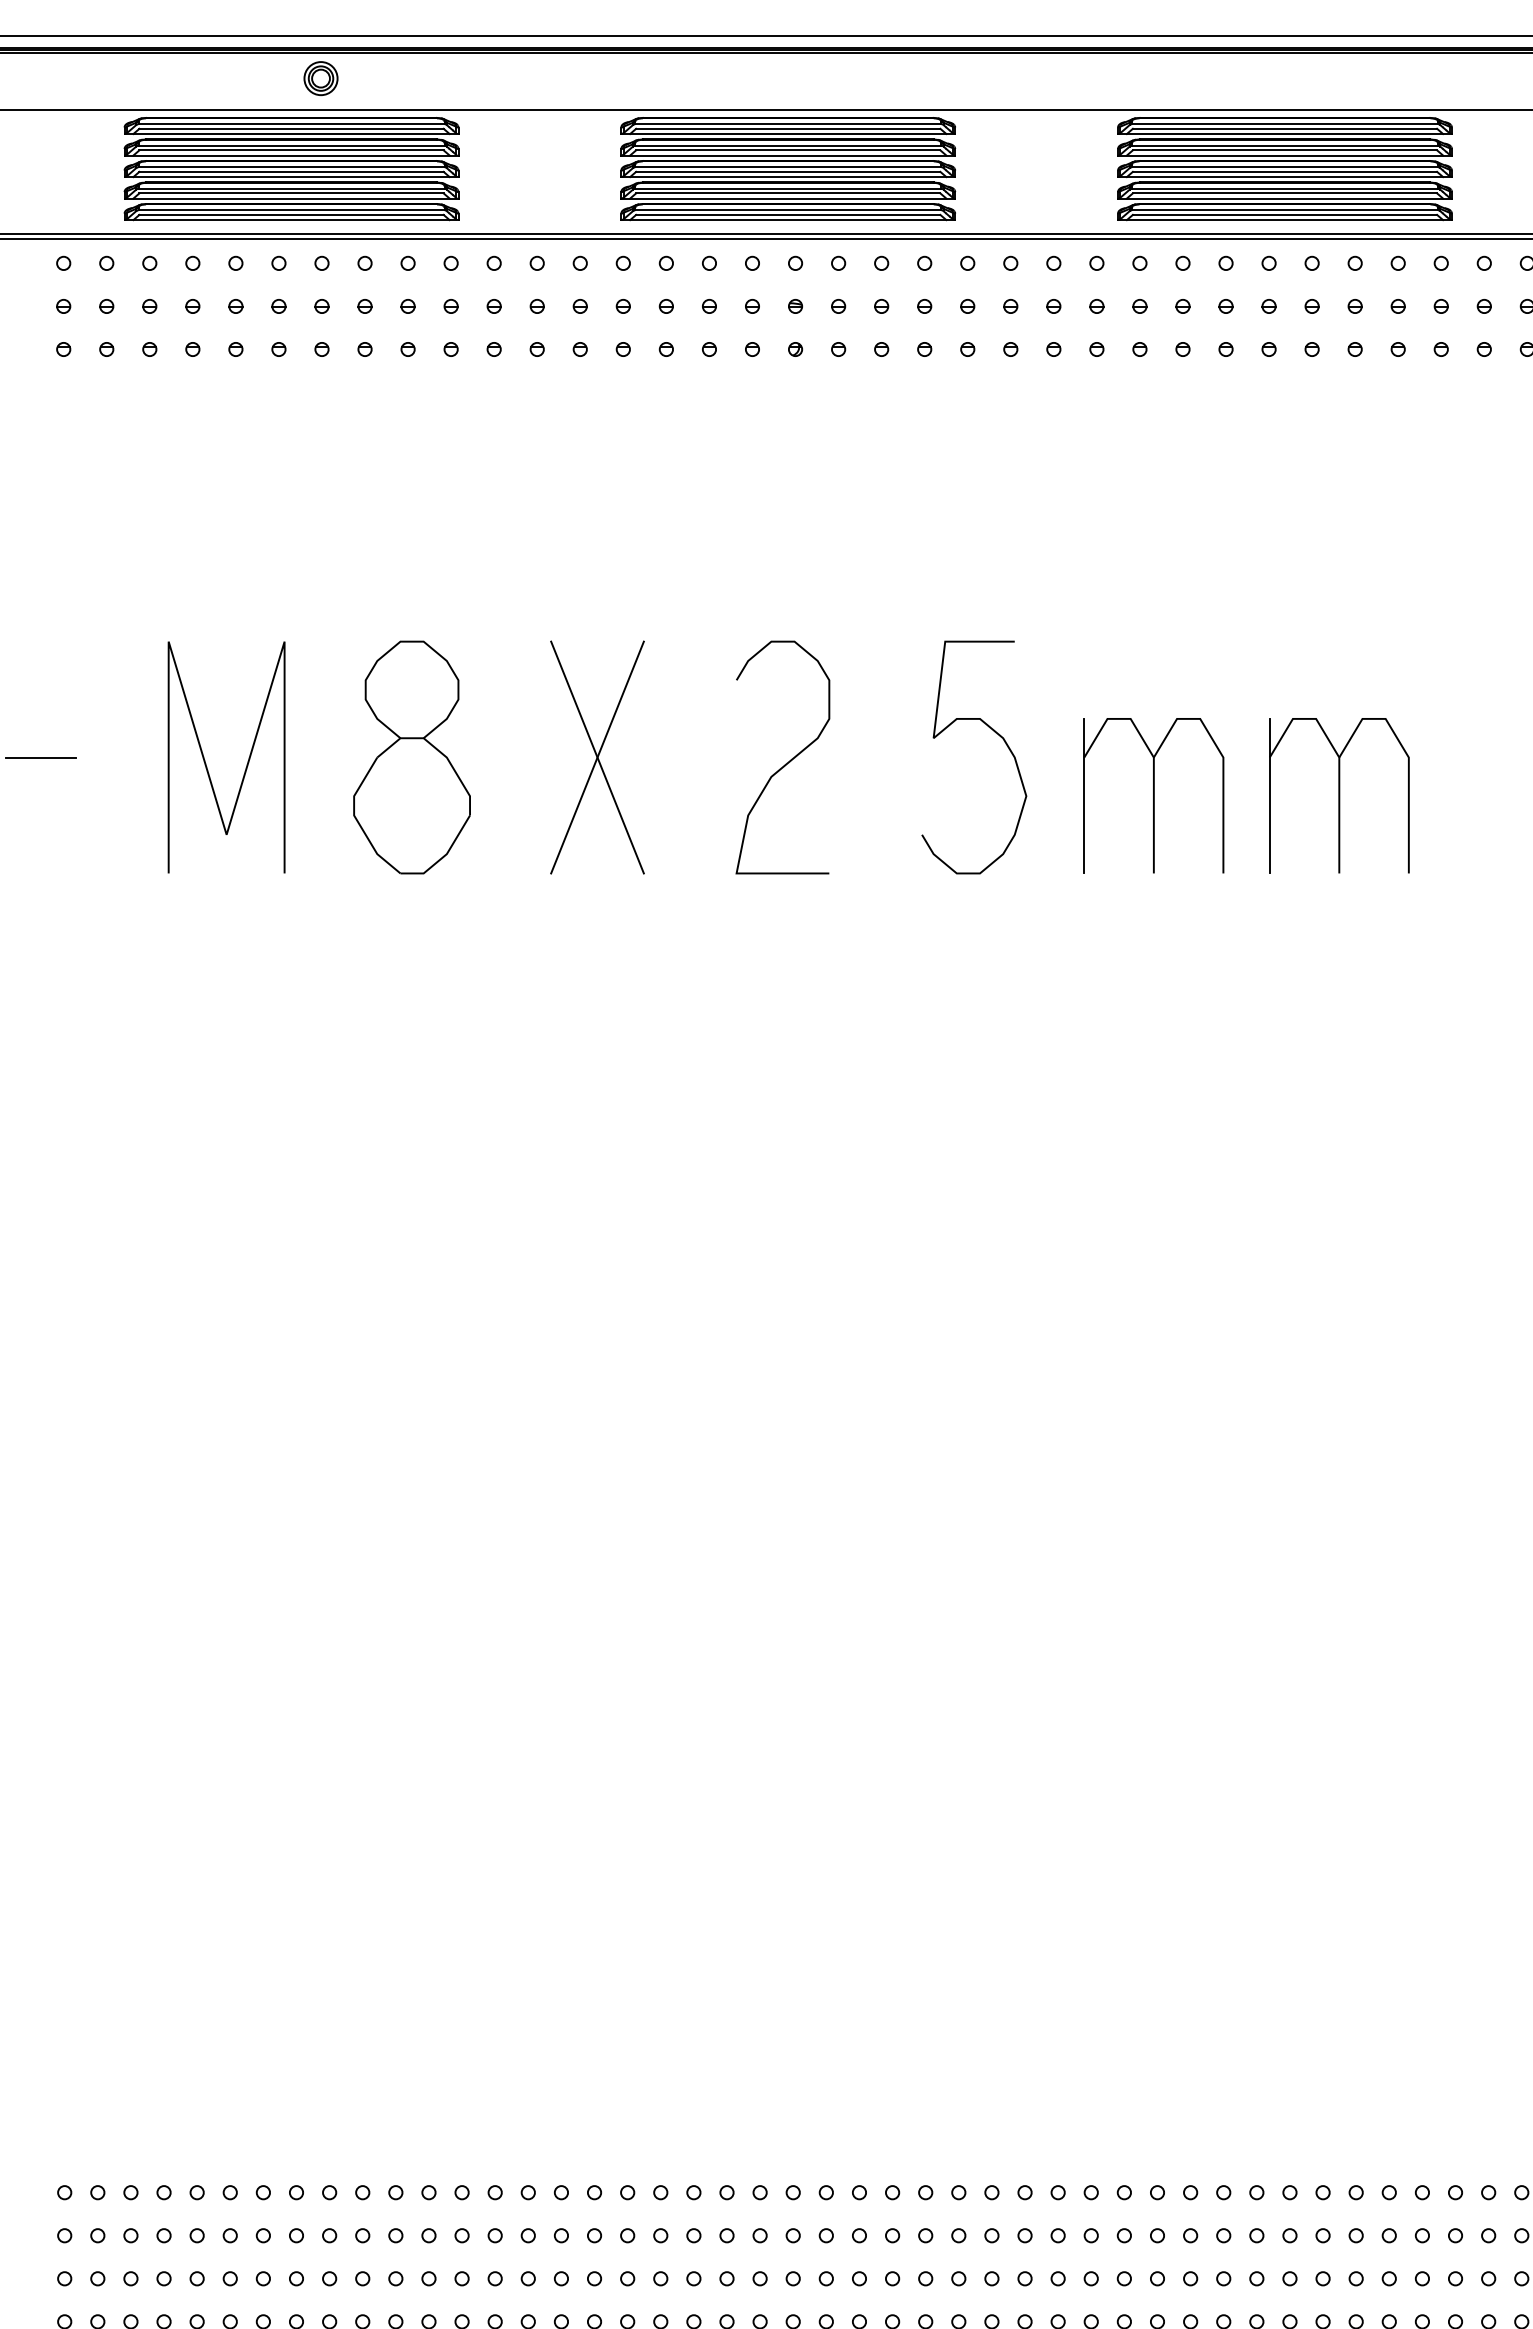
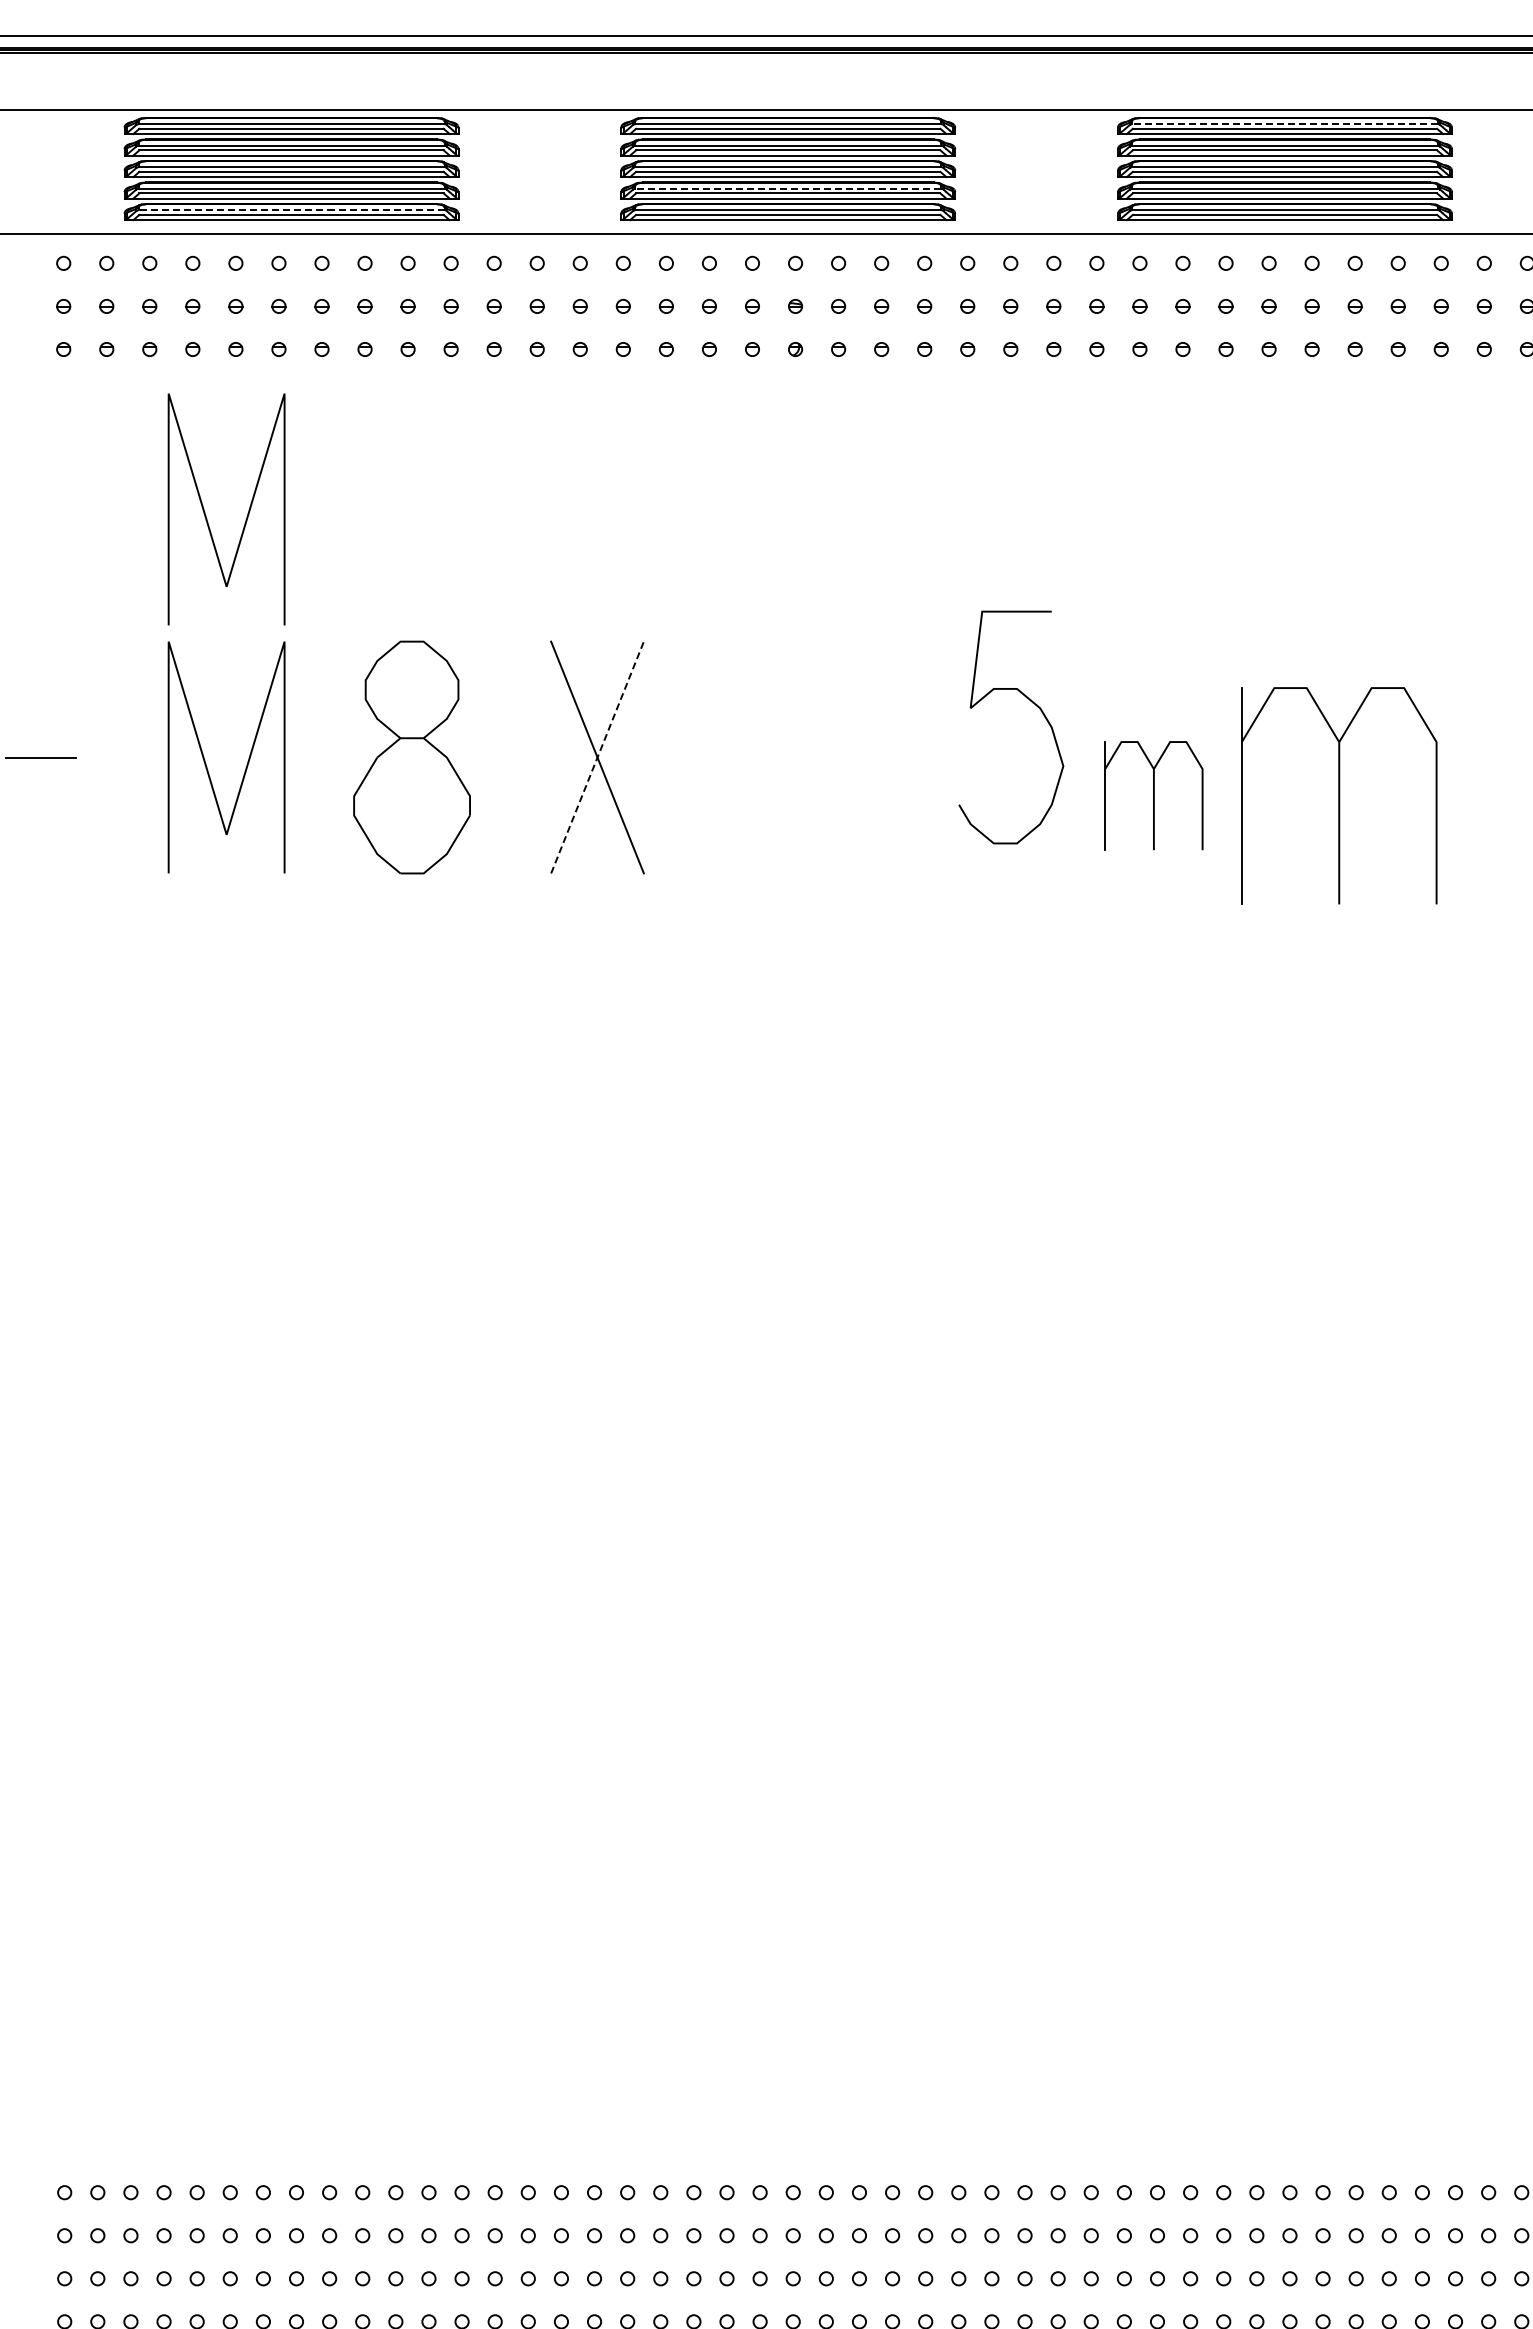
part: present -> none (320, 78)
line: solid -> dashed (1285, 124)
line: solid -> dashed (788, 188)
line: solid -> dashed (291, 210)
line: present -> none (765, 238)
line: none -> present (206, 515)
curve position: (995, 733) -> (1032, 703) (1032, 703)
line: solid -> dashed (597, 757)
curve: present -> none (785, 763)
part size: 142x156 px -> 100x110 px (1153, 795)
part size: 141x156 px -> 197x218 px (1339, 795)
